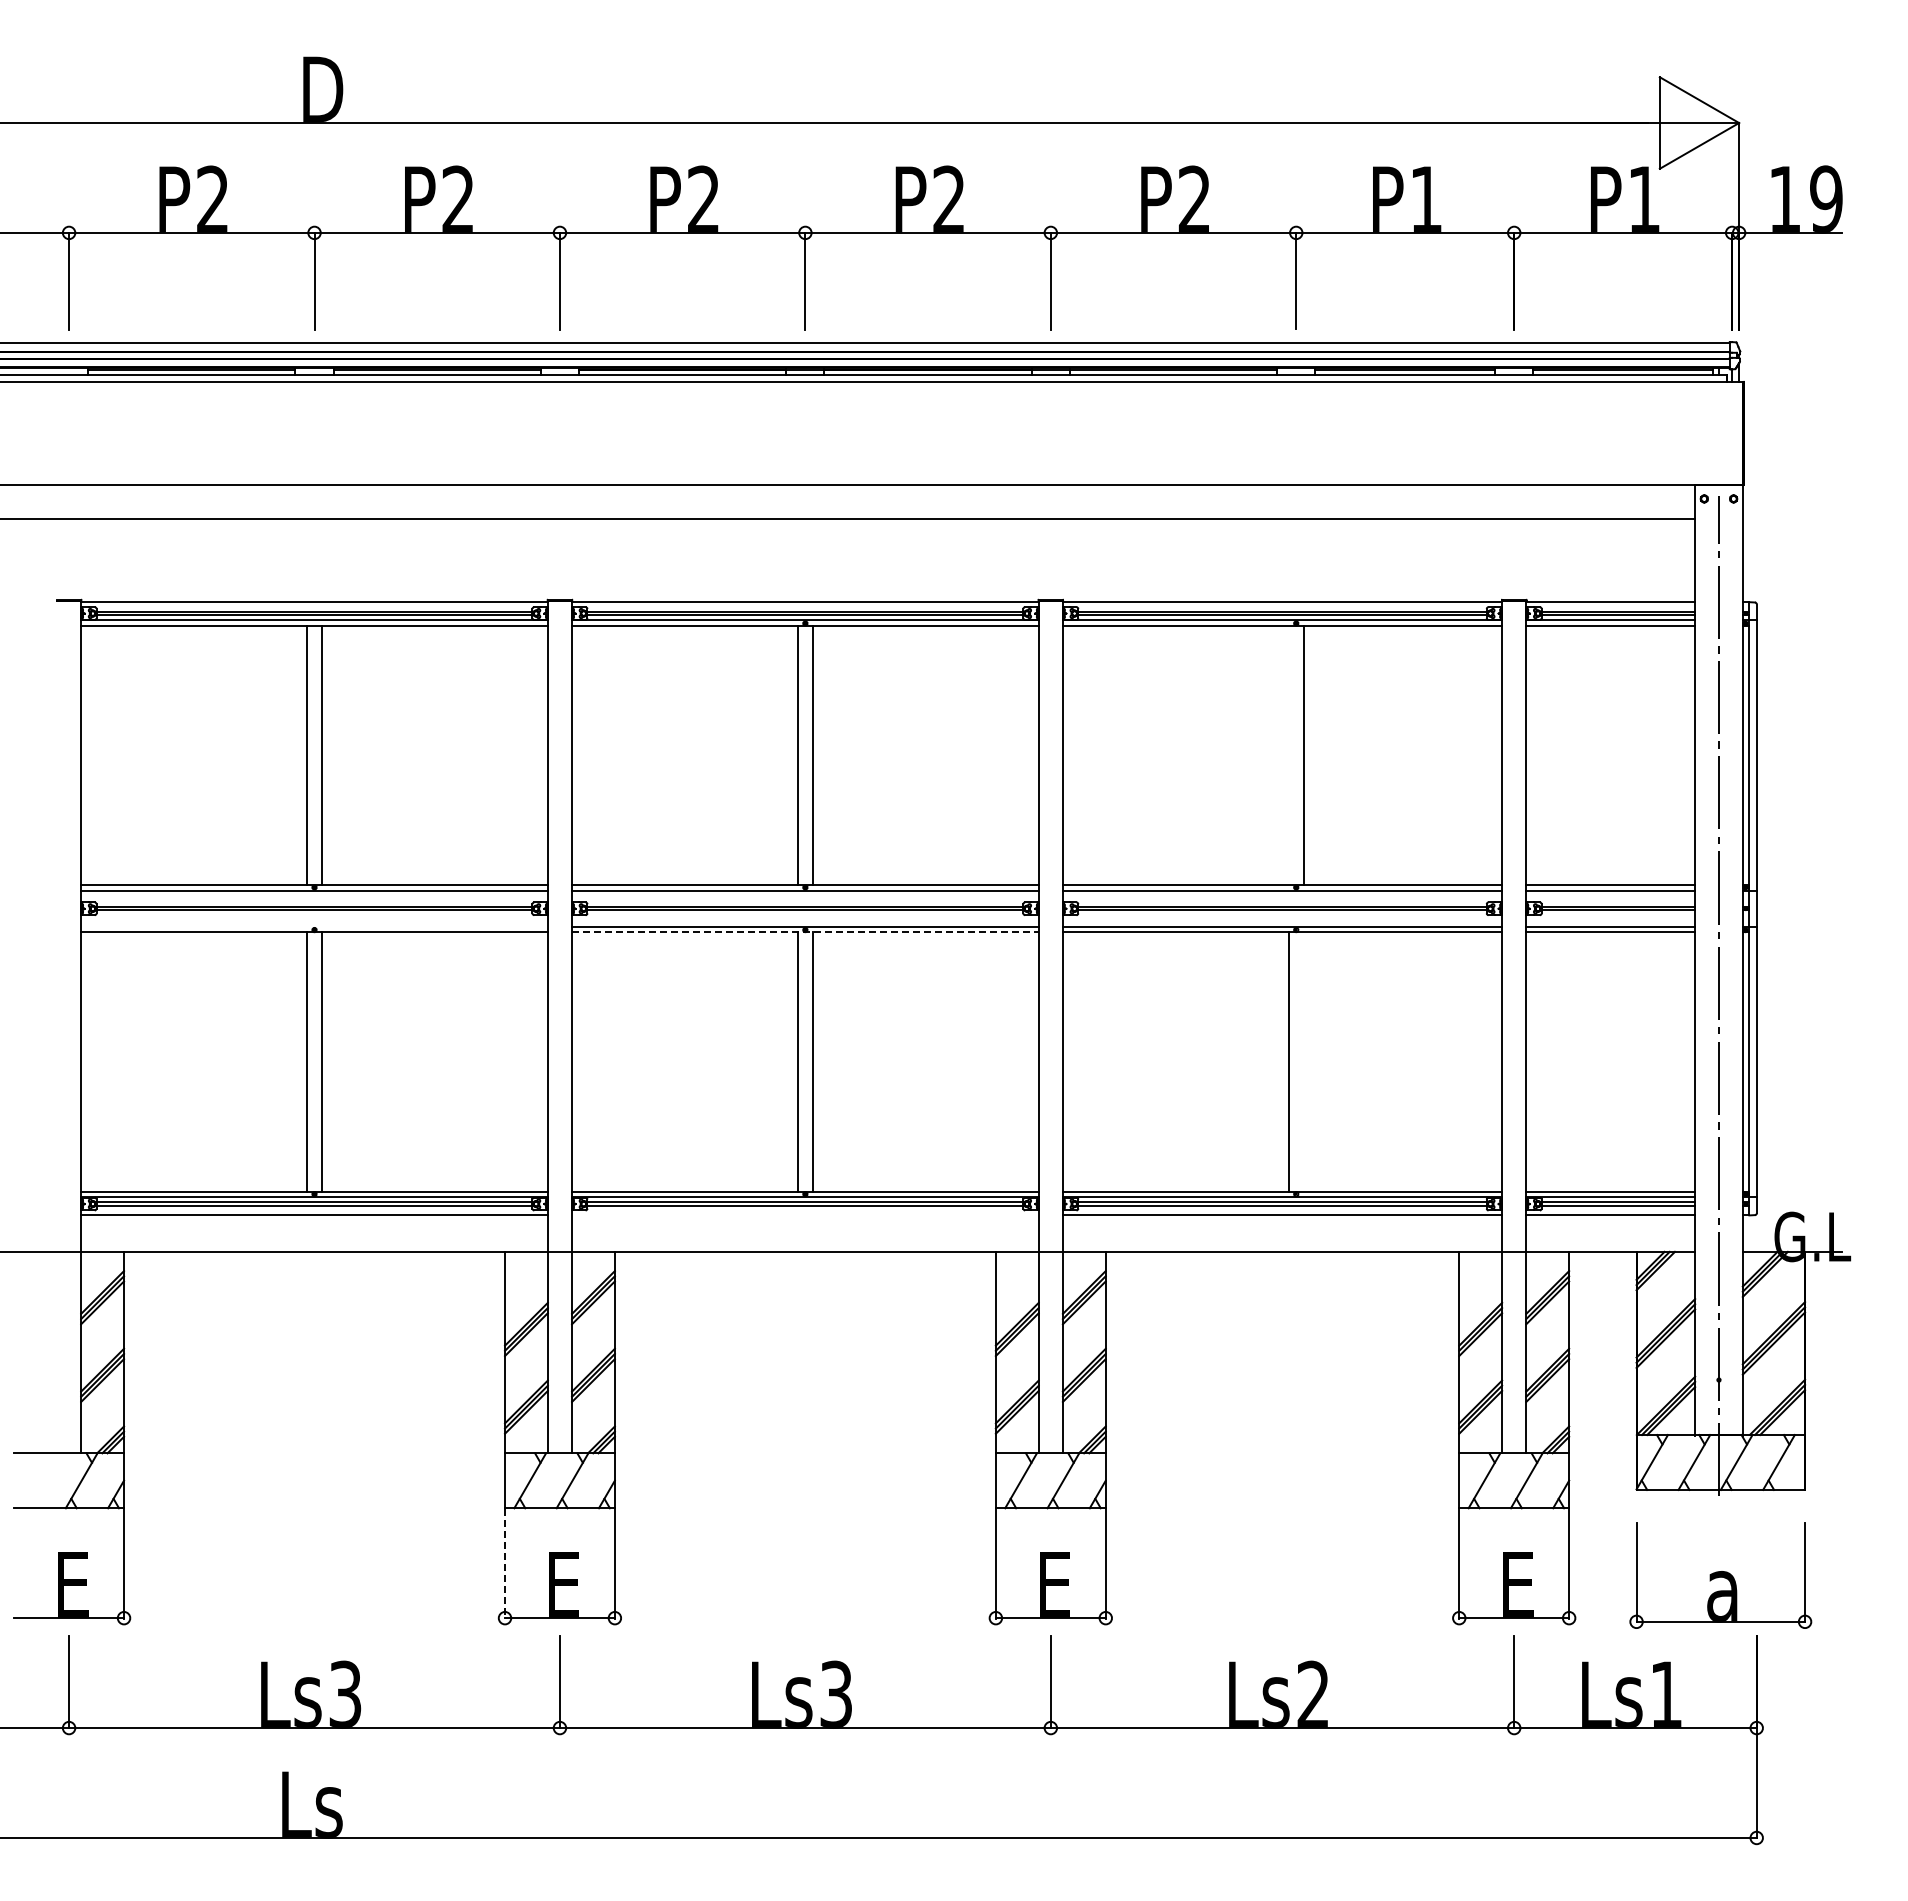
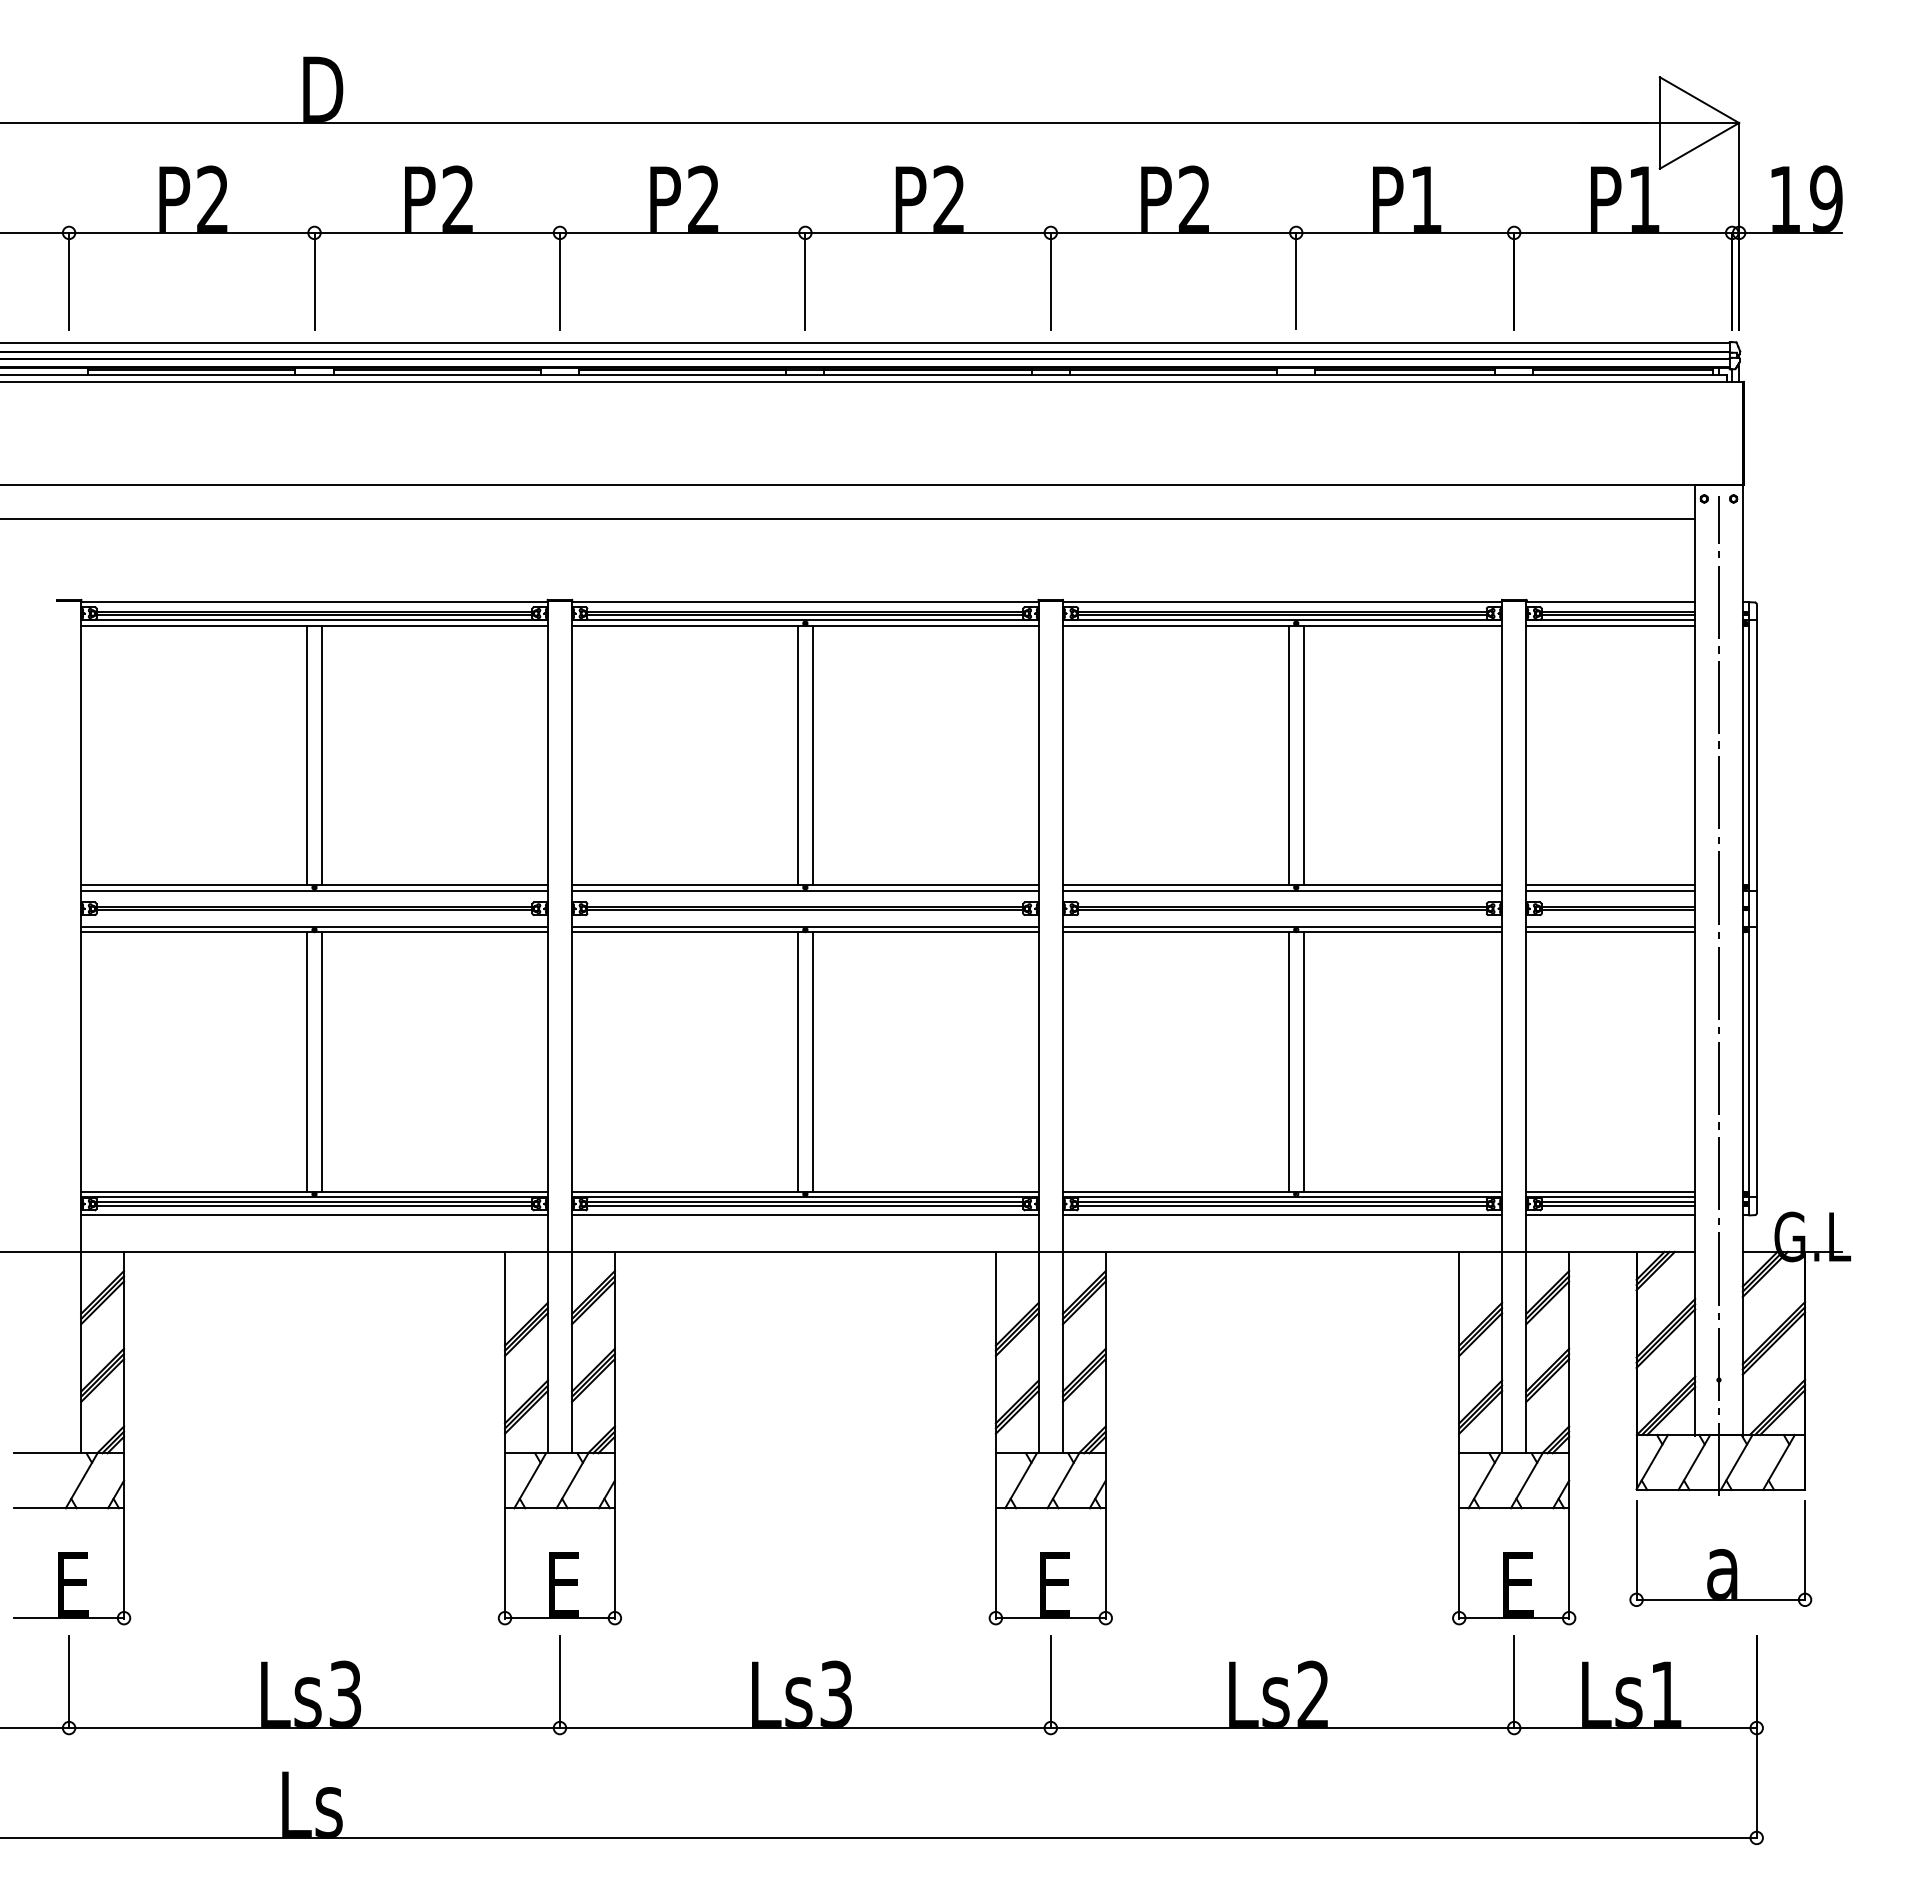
line: none -> present (1288, 755)
line: none -> present (314, 926)
line: dashed -> solid (805, 932)
line: none -> present (1303, 1061)
line: none -> present (805, 1215)
line: dashed -> solid (505, 1563)
part position: (1720, 1575) -> (1720, 1553) (1720, 1553)
